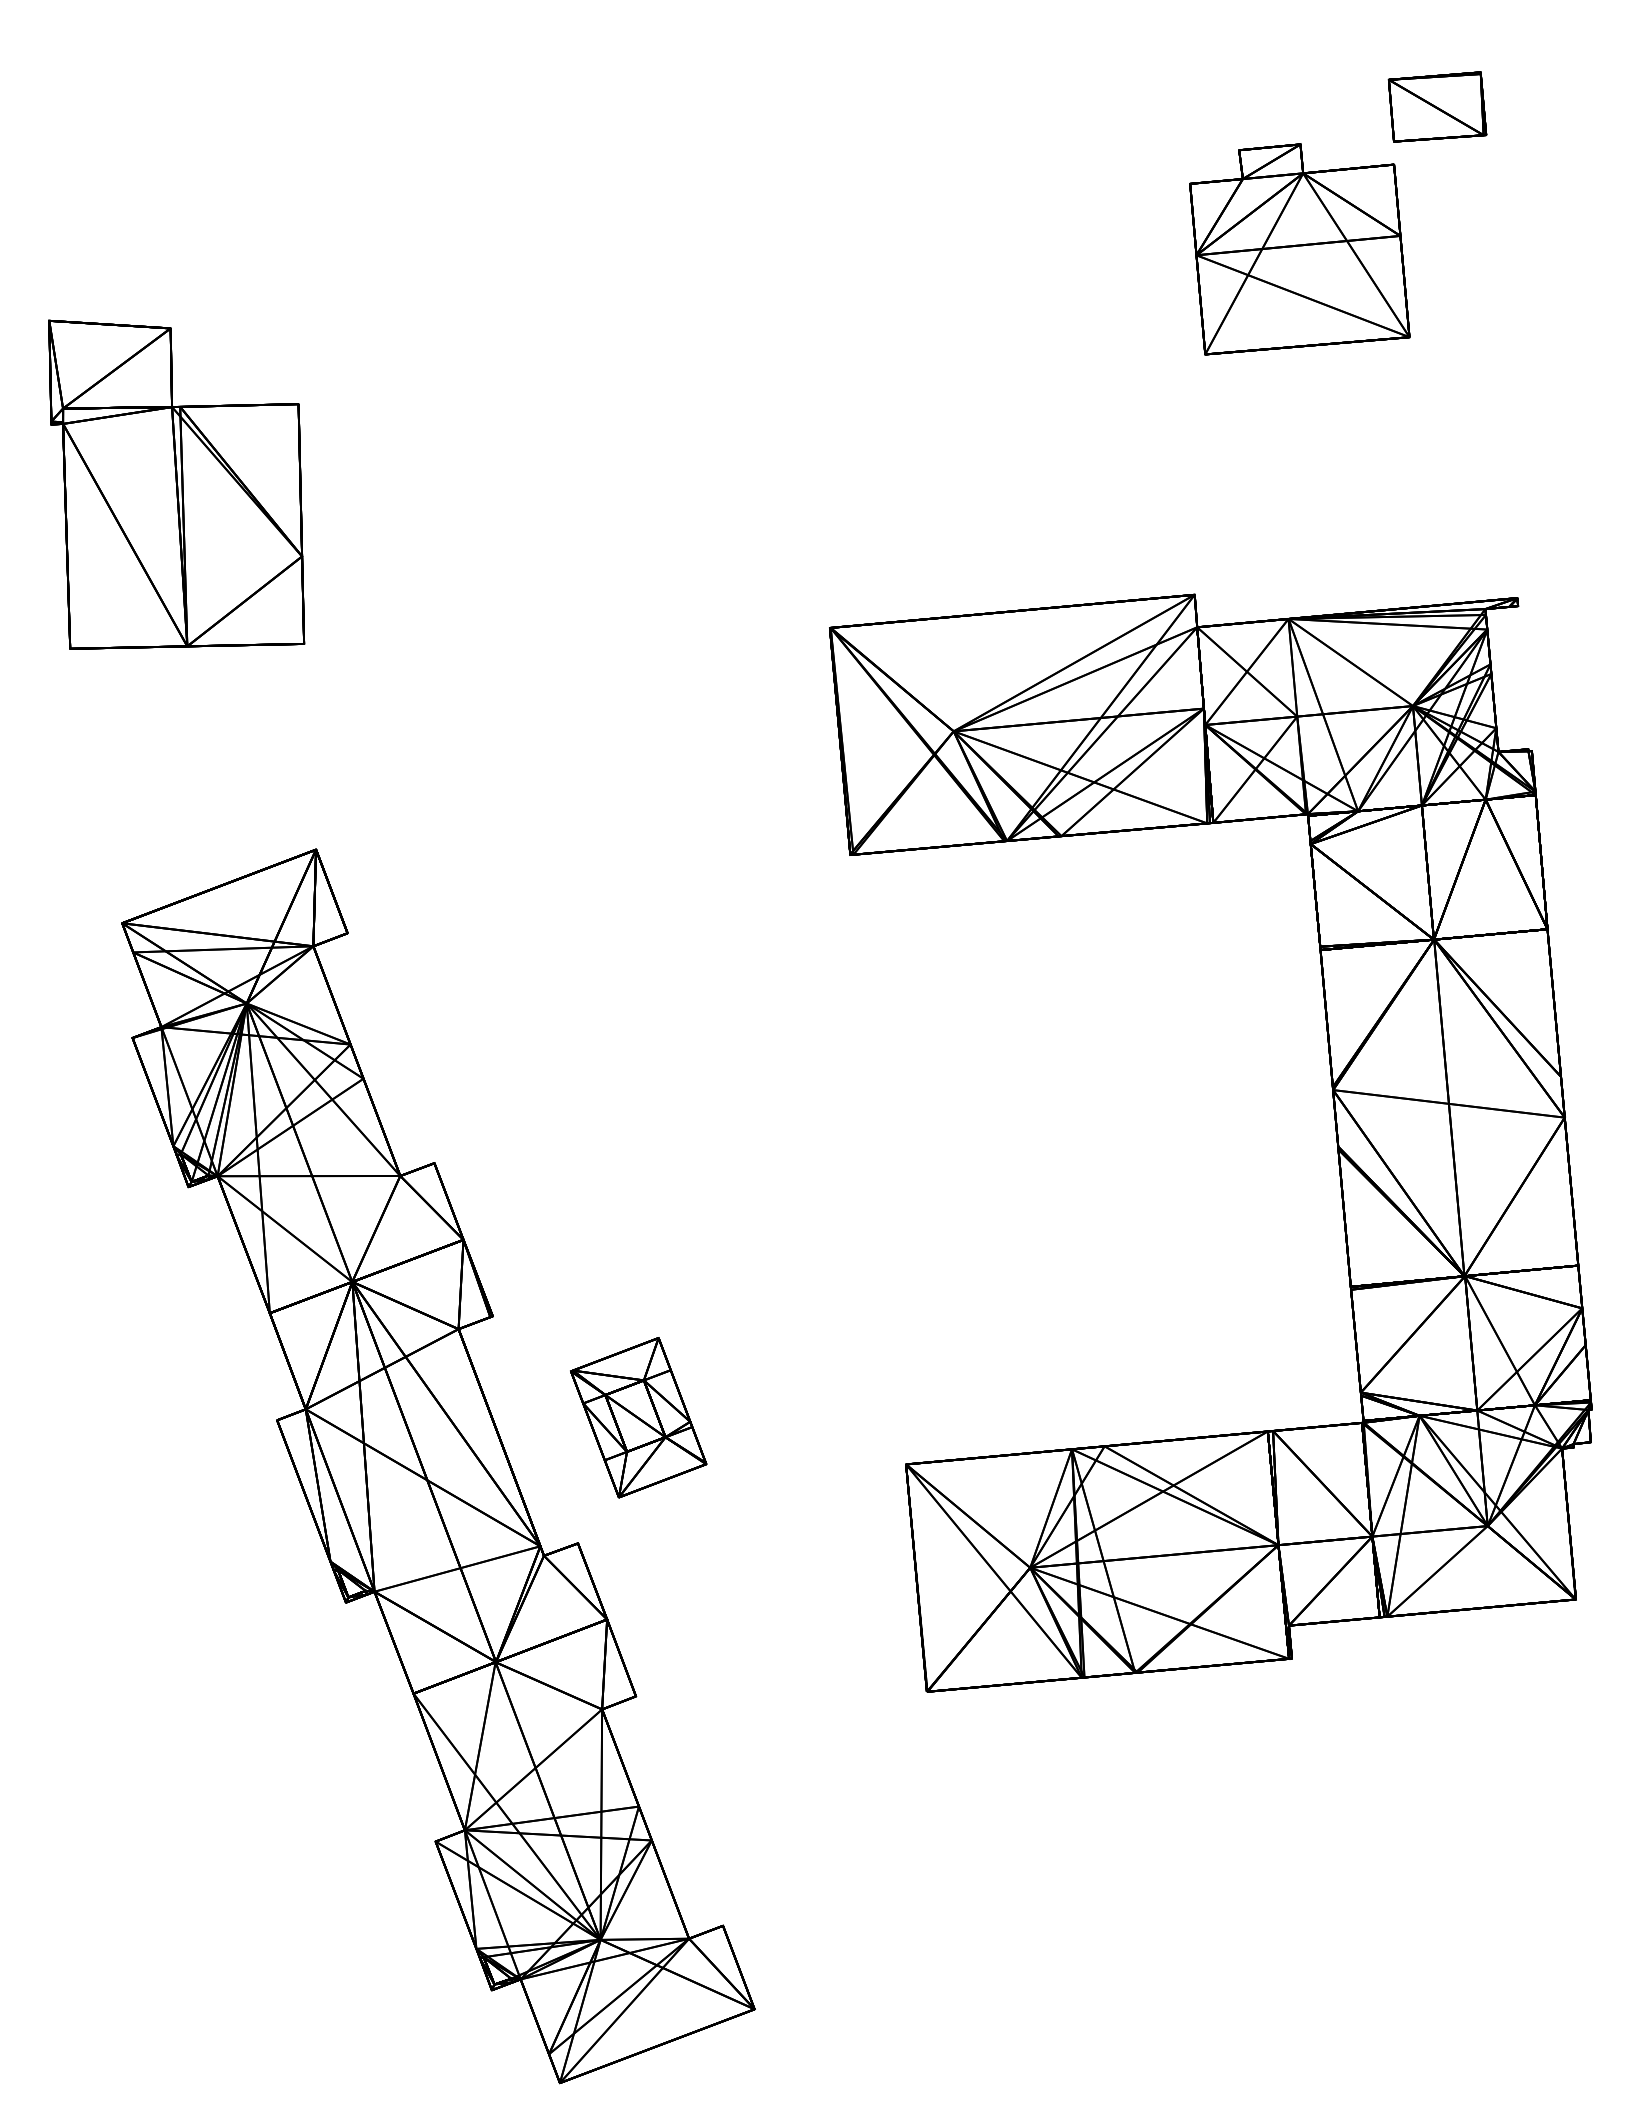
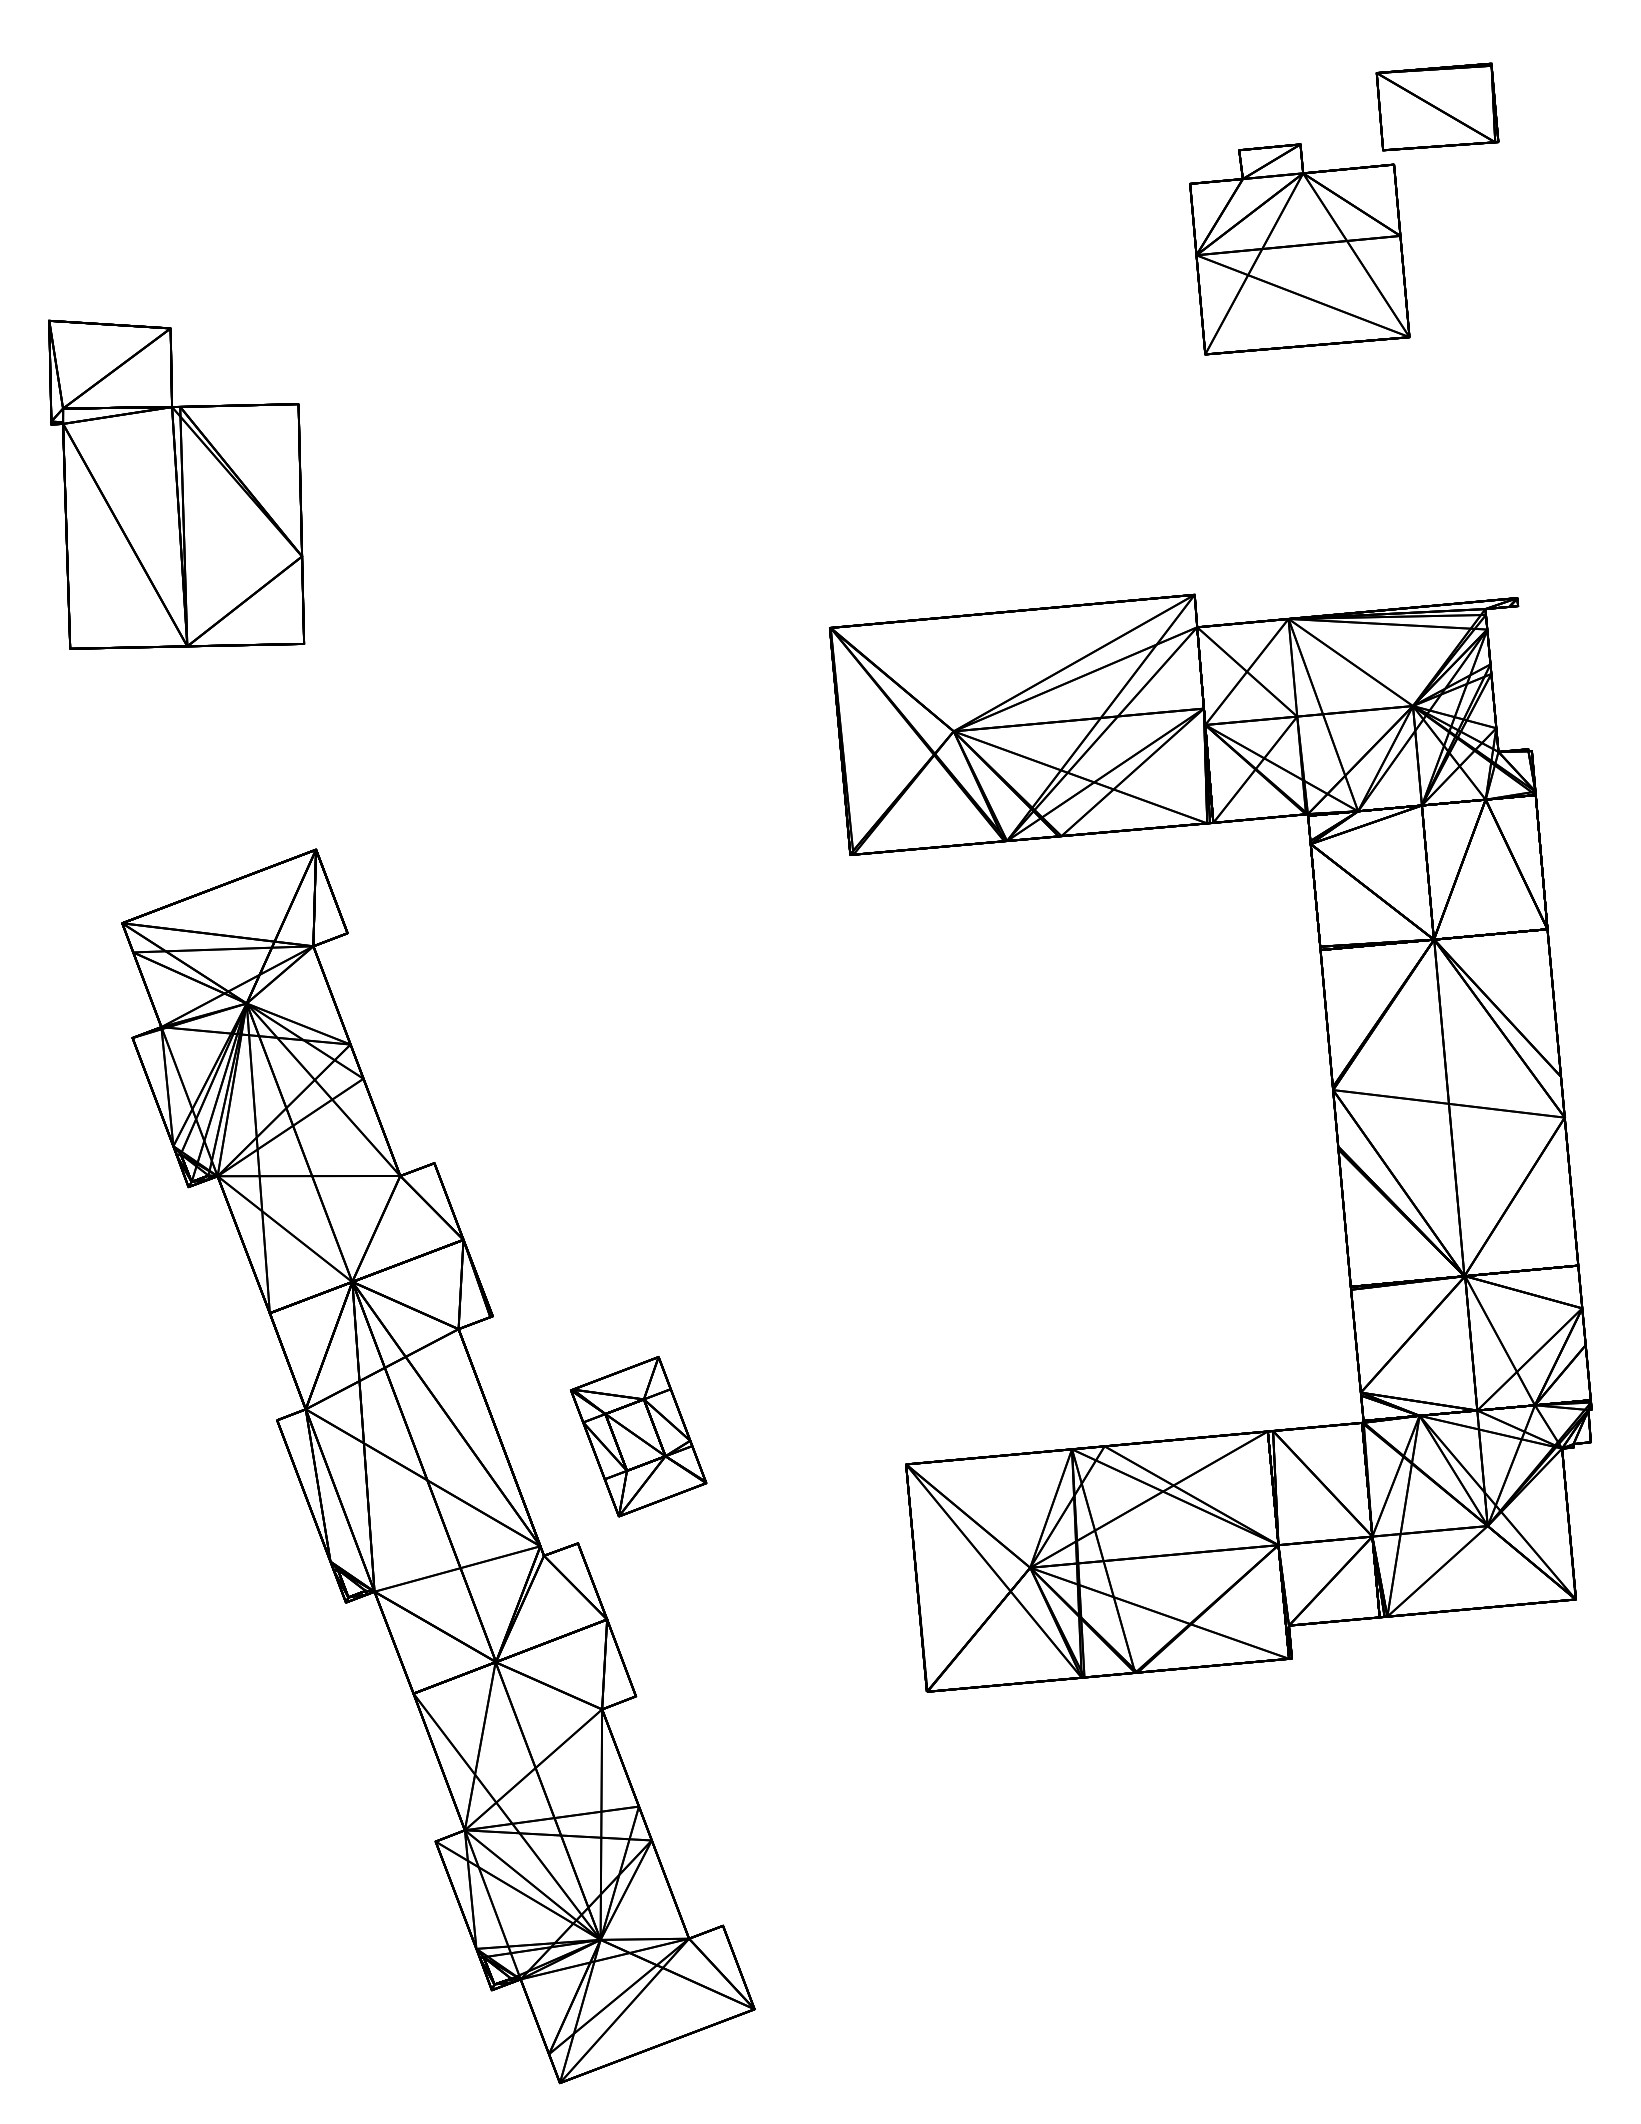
part size: 101x72 px -> 125x90 px (1437, 106)
part position: (638, 1417) -> (638, 1436) (638, 1436)
